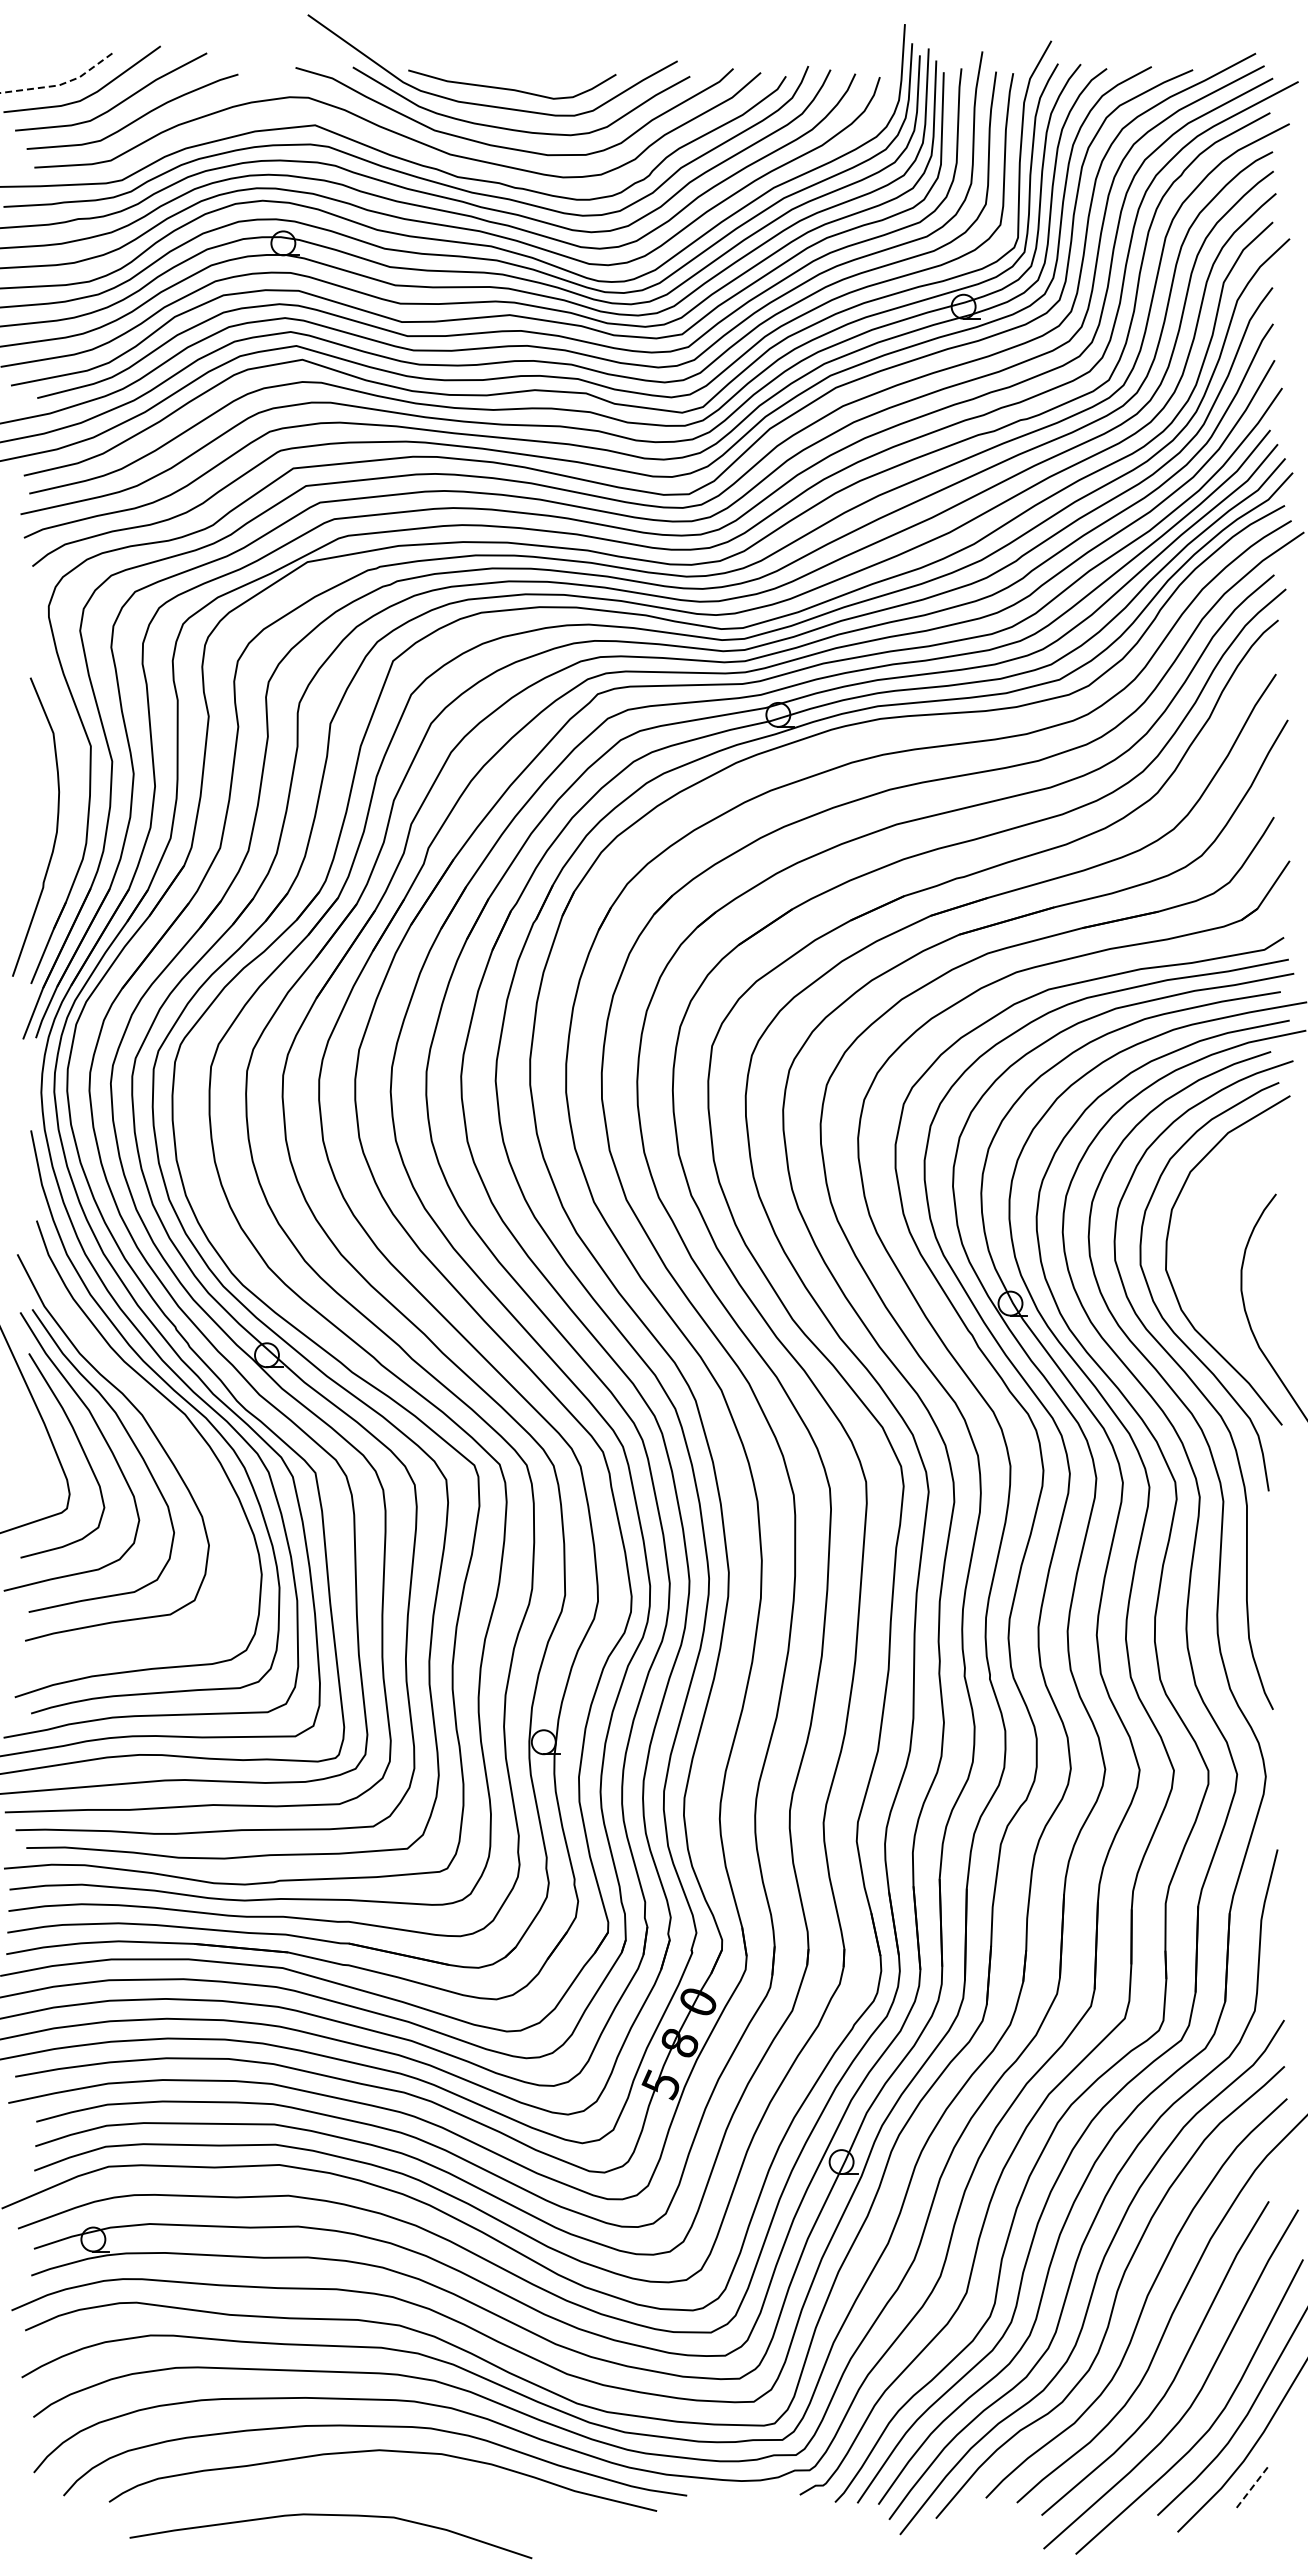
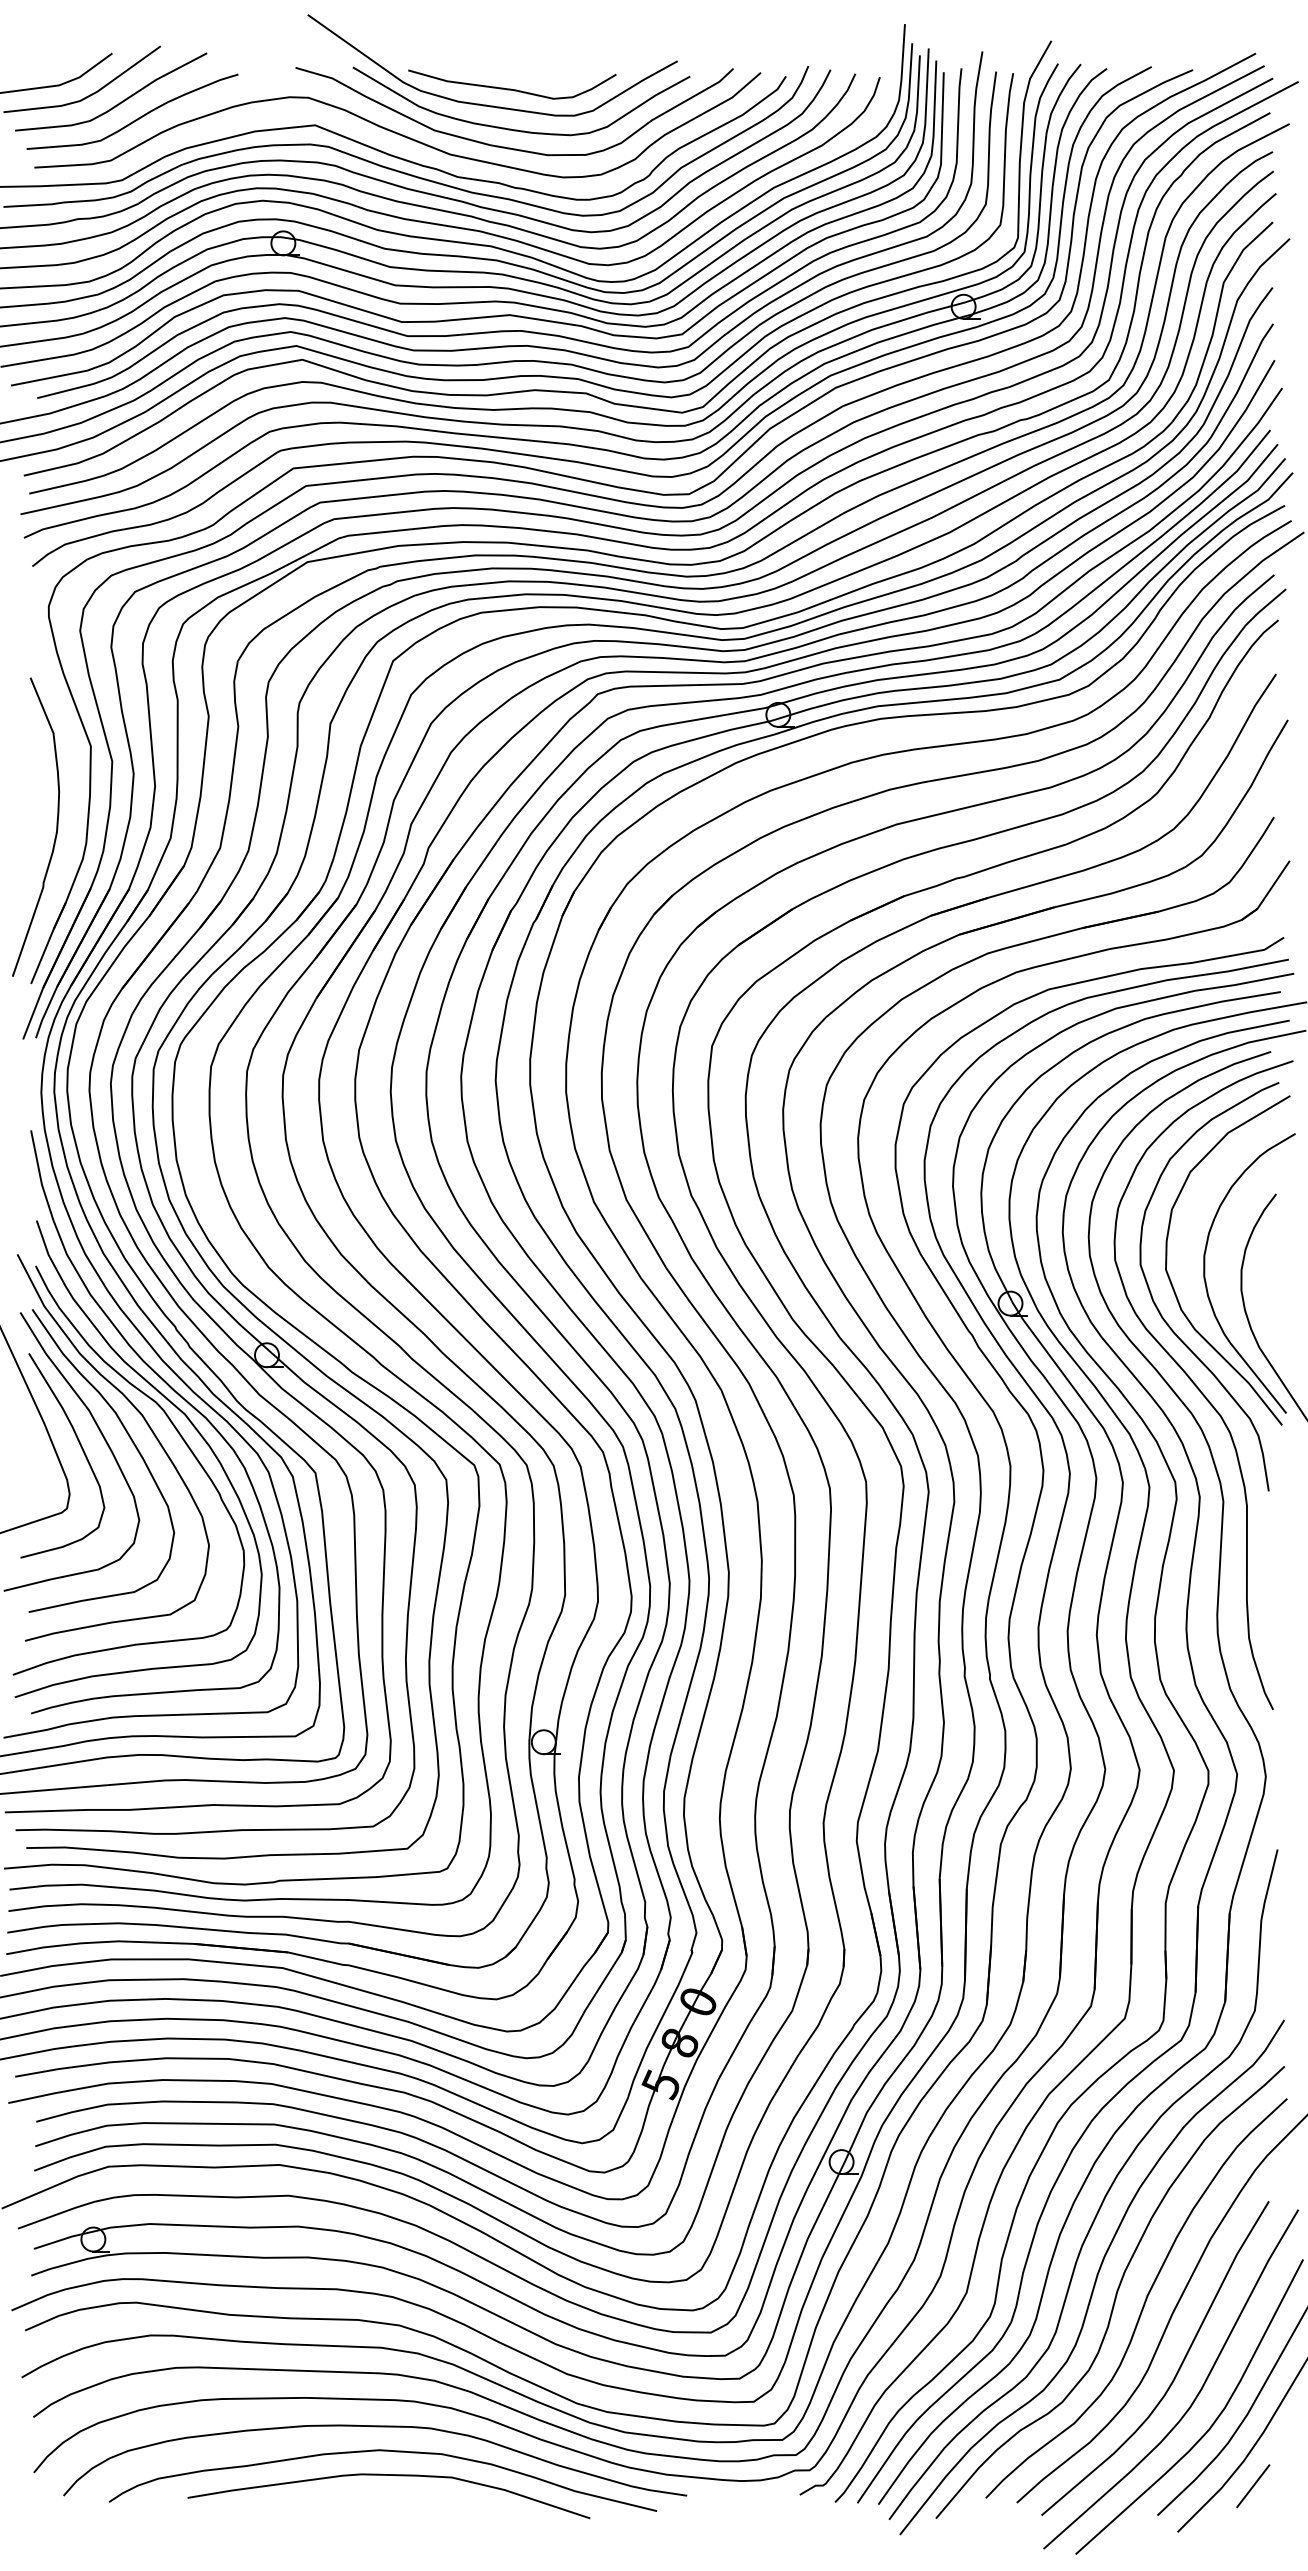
line: dashed -> solid (60, 84)
curve: none -> present (1206, 1281)
curve: none -> present (178, 1434)
line: dashed -> solid (1253, 2485)
curve position: (330, 2515) -> (388, 2475) (388, 2475)
